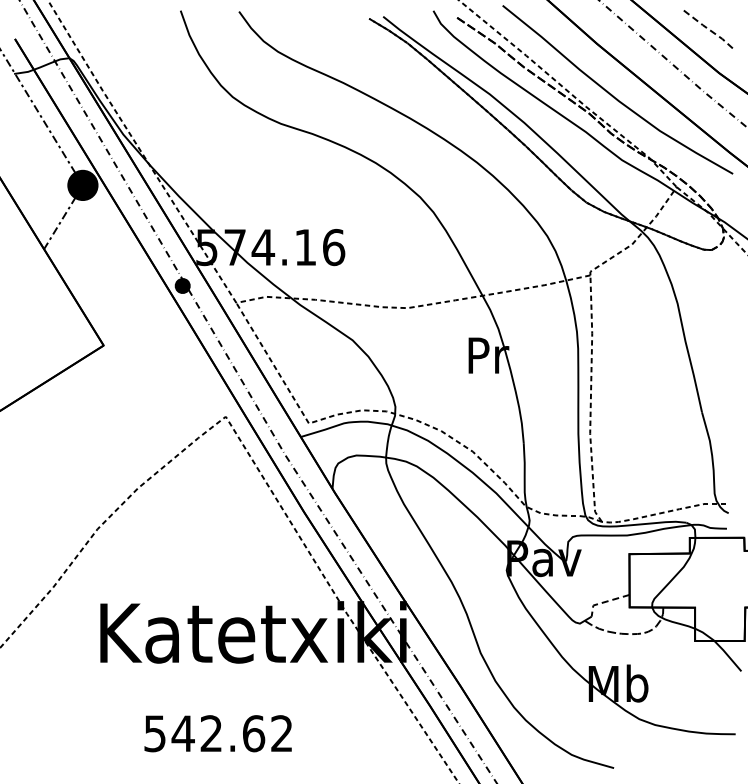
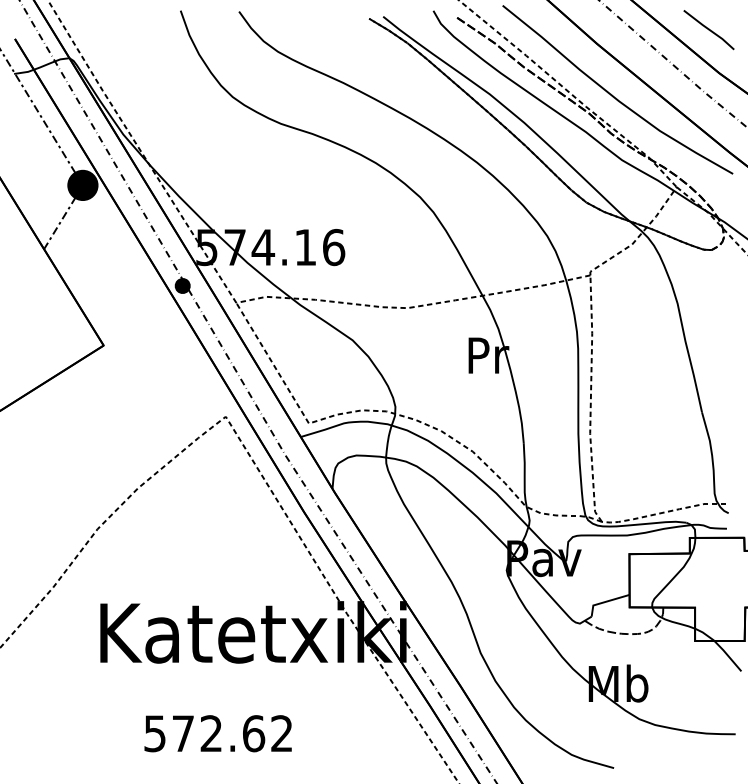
line: dashed -> solid (709, 29)
line: dashed -> solid (604, 602)
text: 542.62 -> 572.62 (182, 733)
